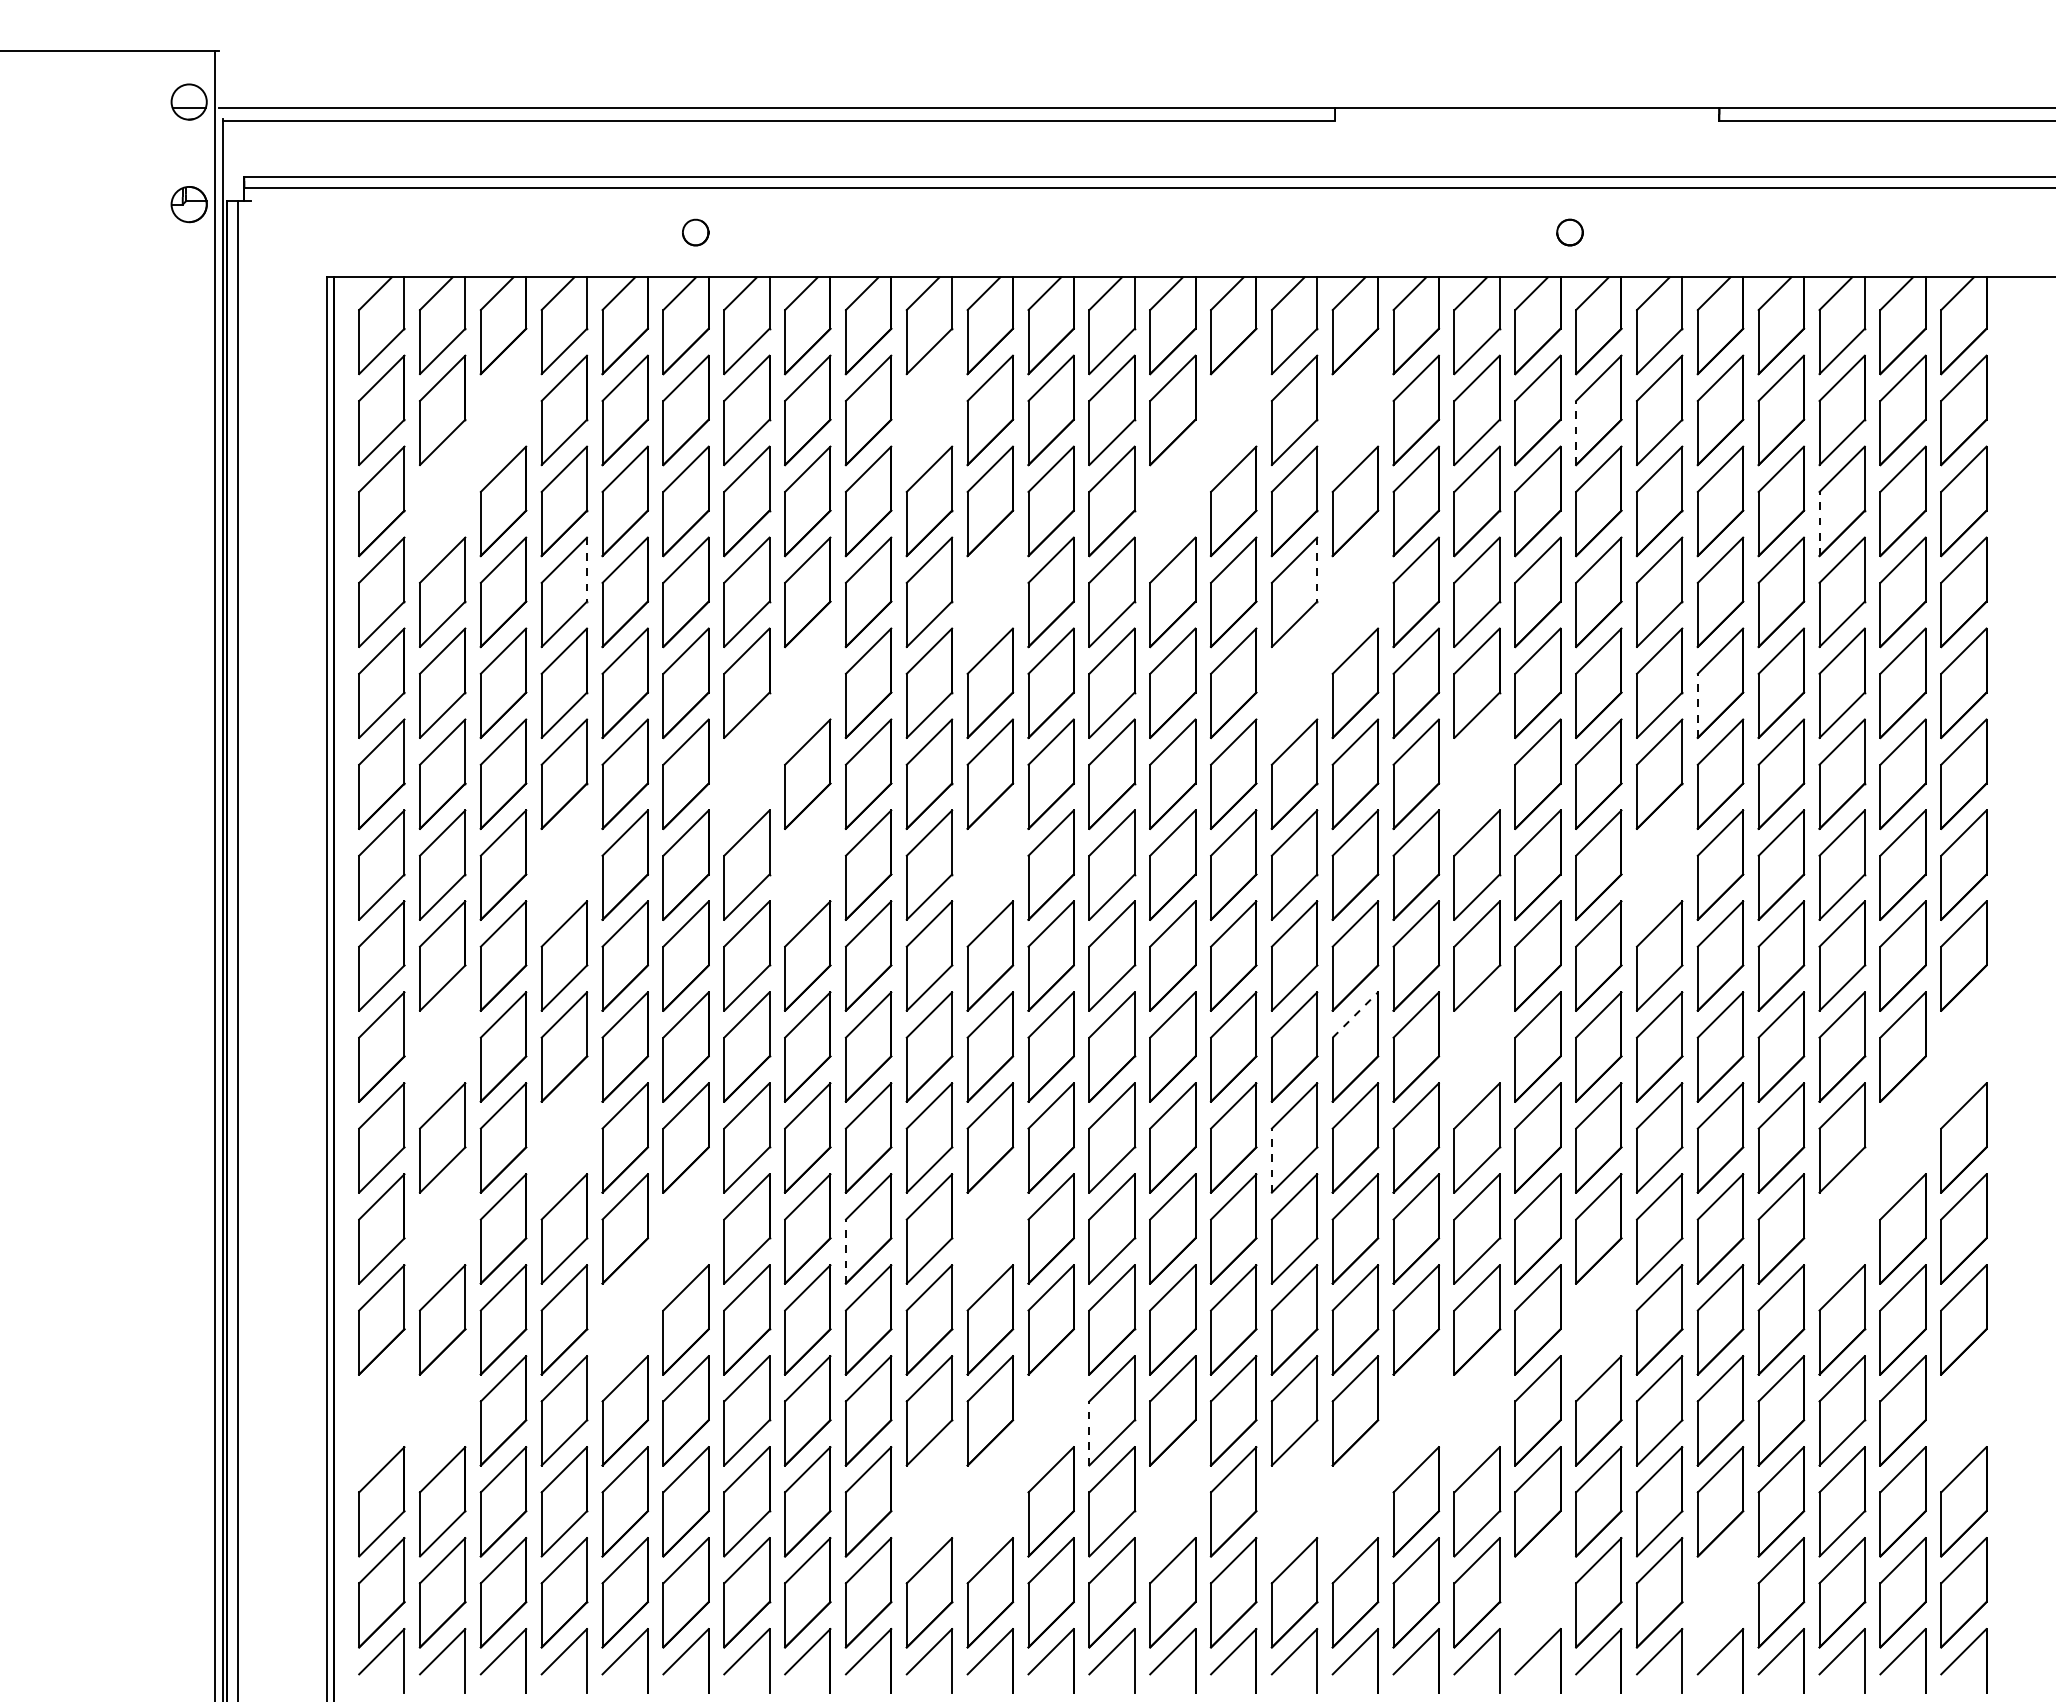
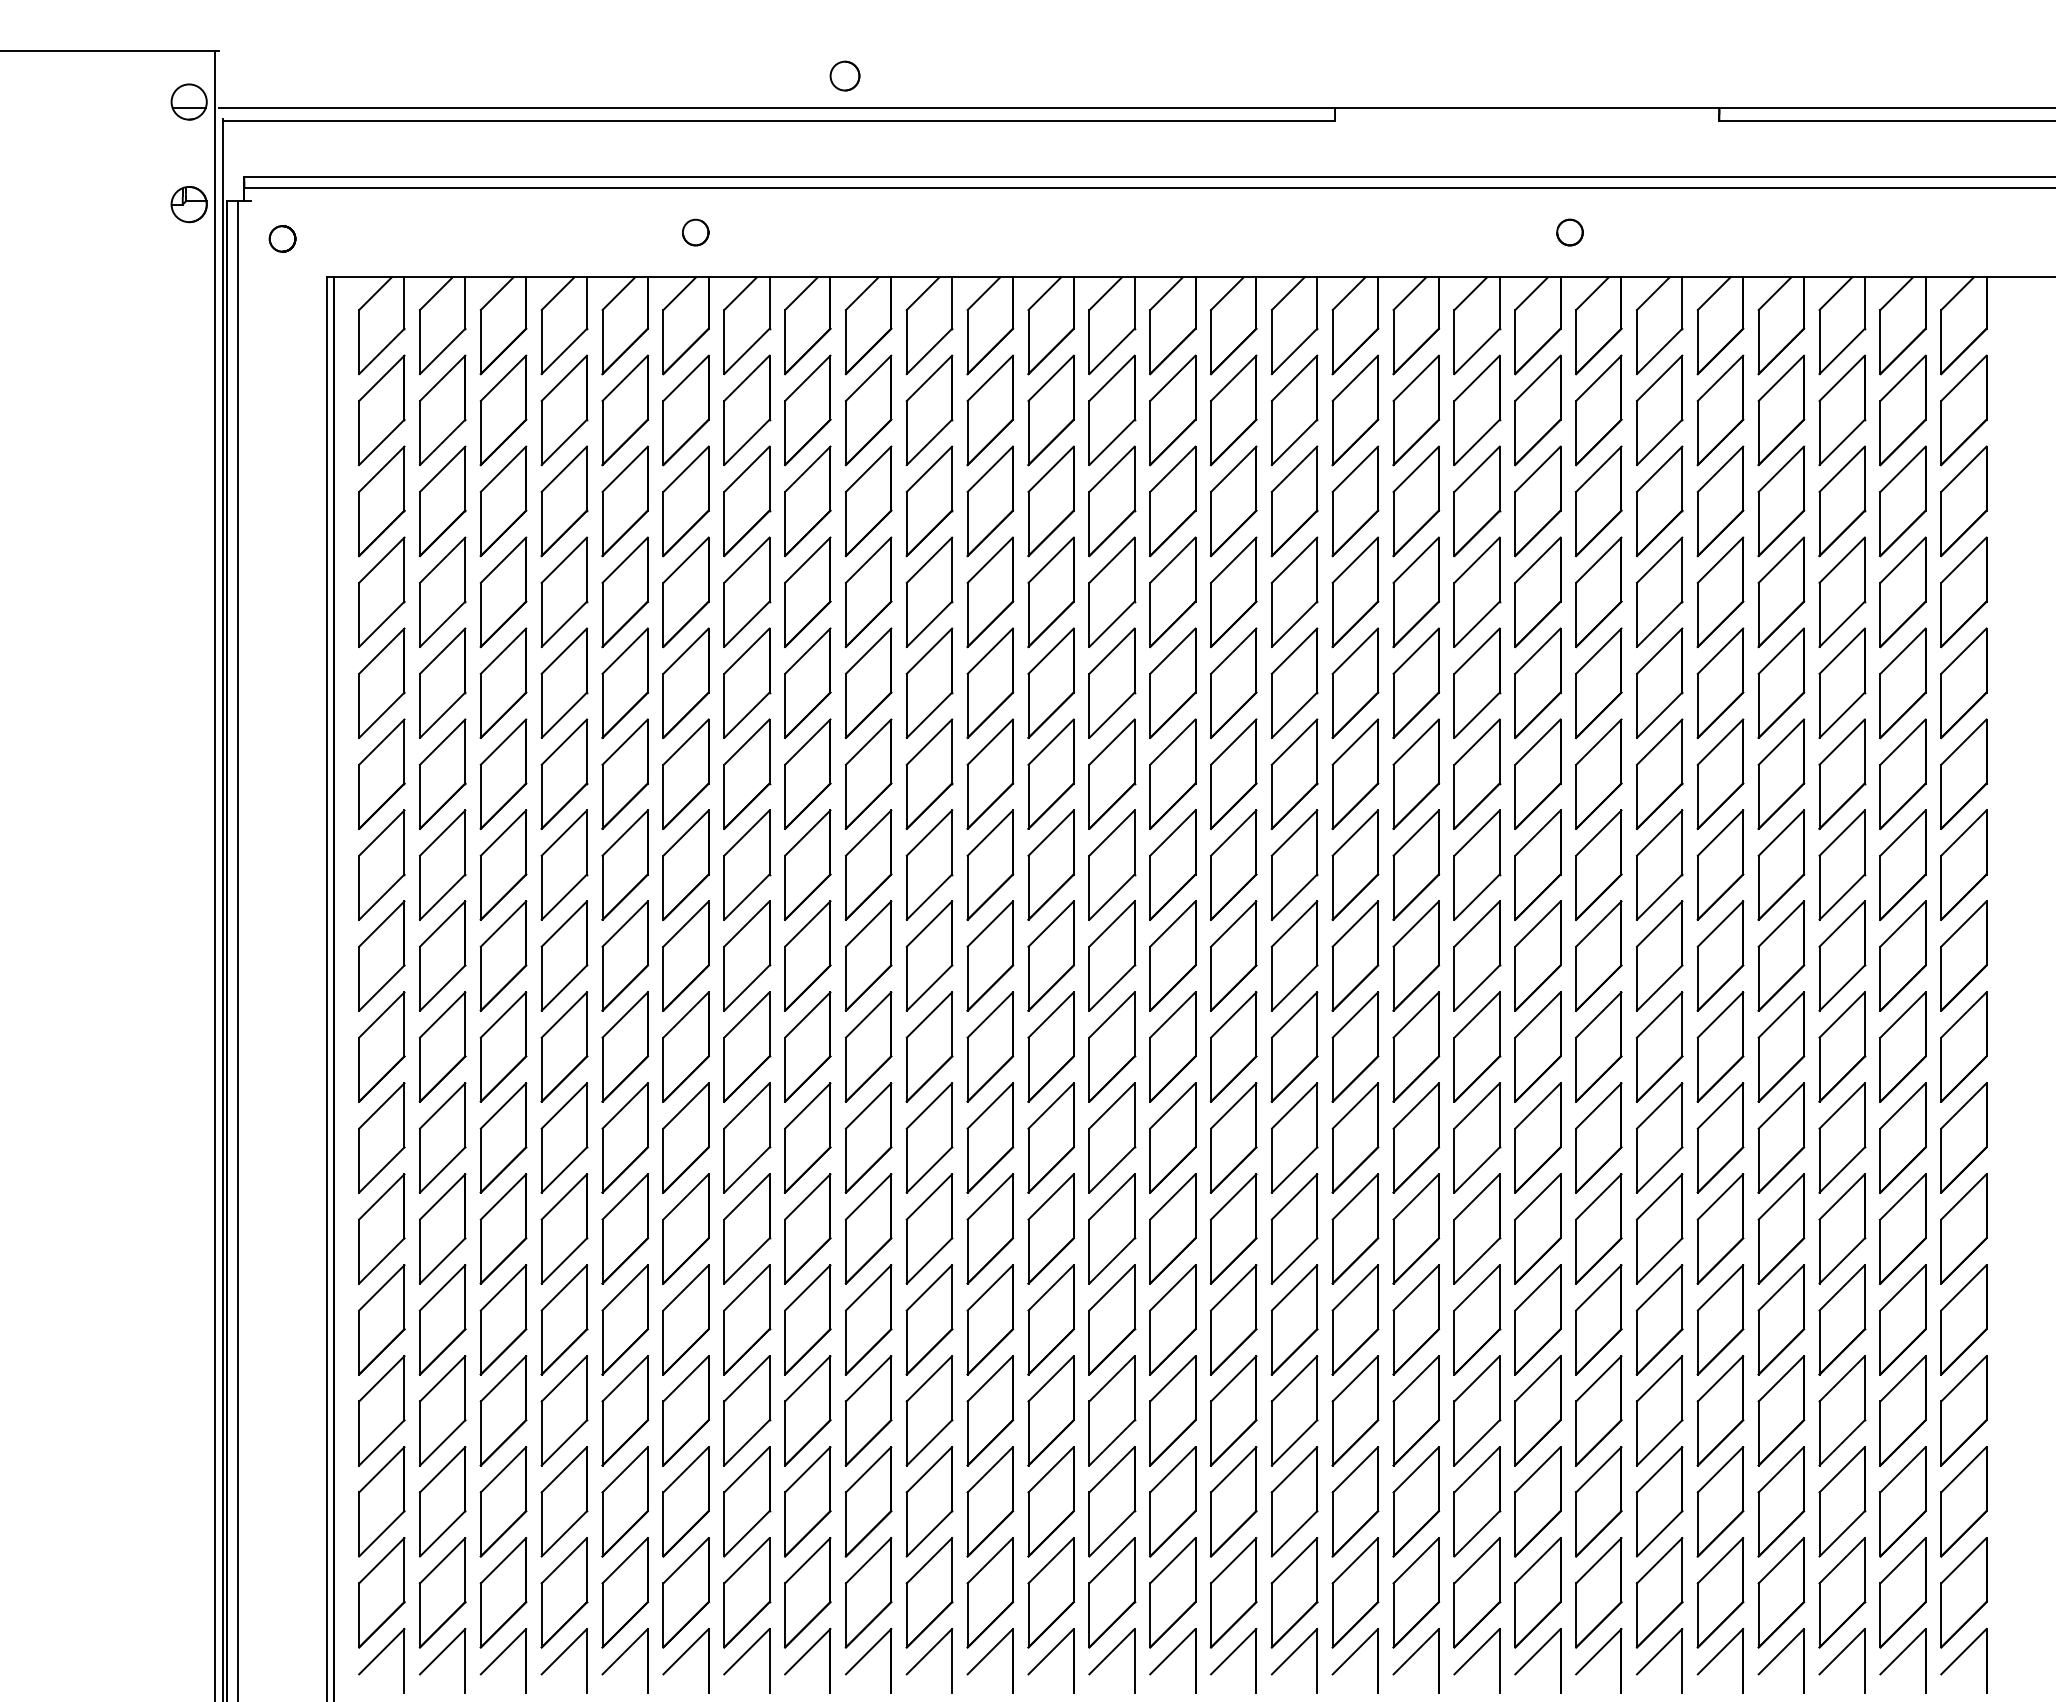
part: none -> present (844, 75)
part: none -> present (282, 238)
part: none -> present (503, 410)
part: none -> present (929, 410)
part: none -> present (1233, 410)
part: none -> present (1355, 410)
line: dashed -> solid (1576, 432)
part: none -> present (442, 501)
part: none -> present (1172, 501)
line: dashed -> solid (1819, 523)
line: dashed -> solid (587, 570)
line: dashed -> solid (1317, 570)
part: none -> present (990, 592)
part: none -> present (1355, 592)
part: none -> present (1294, 682)
part: none -> present (807, 683)
line: dashed -> solid (1697, 705)
part: none -> present (747, 773)
part: none -> present (1477, 773)
part: none -> present (564, 864)
part: none -> present (807, 864)
part: none -> present (990, 864)
part: none -> present (1659, 864)
line: dashed -> solid (1355, 1014)
part: none -> present (442, 1046)
part: none -> present (1477, 1046)
part: none -> present (1963, 1046)
part: none -> present (564, 1137)
part: none -> present (1902, 1137)
line: dashed -> solid (1271, 1160)
part: none -> present (442, 1228)
part: none -> present (685, 1228)
part: none -> present (990, 1228)
part: none -> present (1842, 1228)
line: dashed -> solid (845, 1251)
part: none -> present (624, 1319)
part: none -> present (1598, 1319)
part: none -> present (381, 1410)
part: none -> present (442, 1410)
part: none -> present (1050, 1410)
part: none -> present (1416, 1410)
part: none -> present (1477, 1410)
part: none -> present (1963, 1410)
line: dashed -> solid (1089, 1433)
part: none -> present (929, 1501)
part: none -> present (990, 1501)
part: none -> present (1172, 1501)
part: none -> present (1294, 1501)
part: none -> present (1355, 1501)
part: none -> present (1537, 1592)
part: none -> present (1720, 1592)
